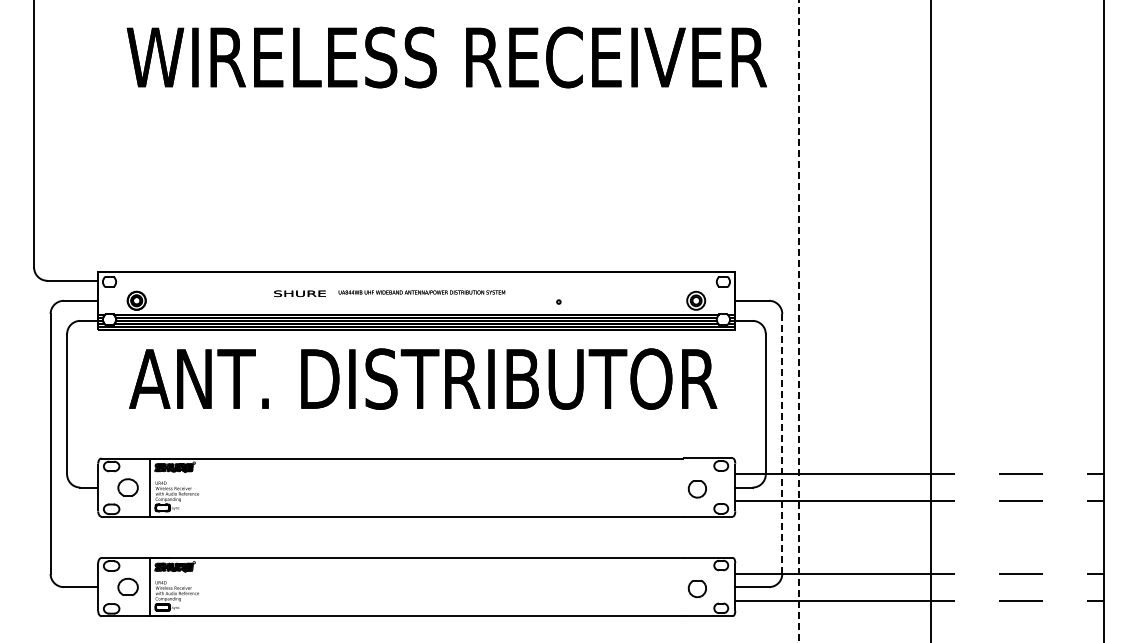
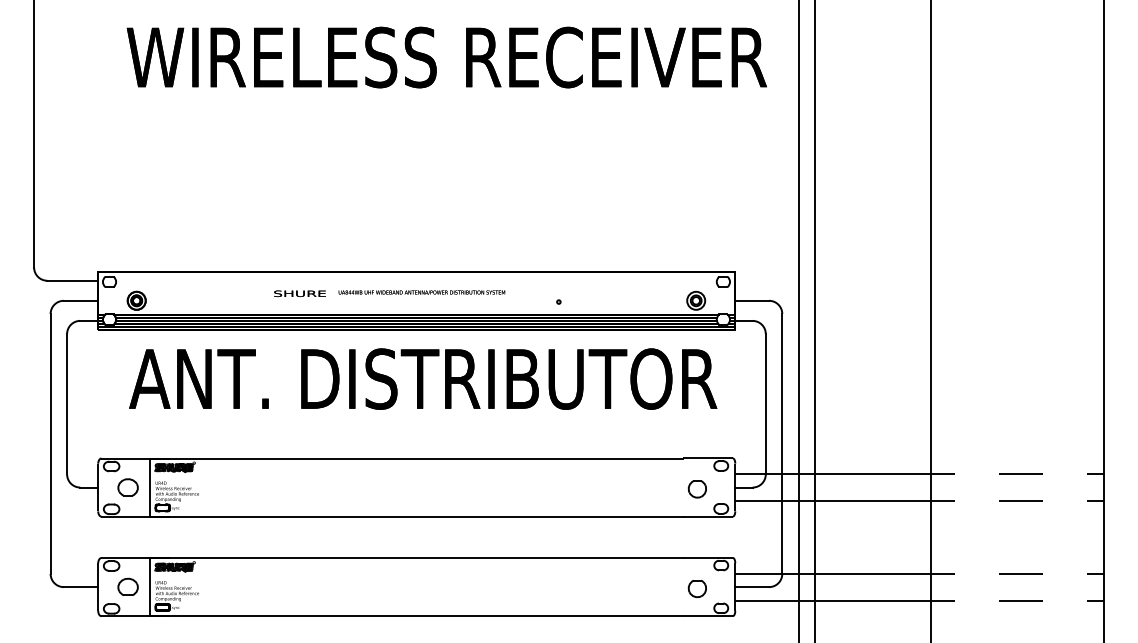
line: none -> present (815, 320)
line: dashed -> solid (798, 321)
line: dashed -> solid (782, 443)
